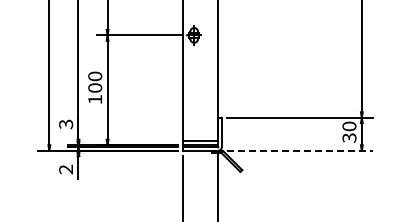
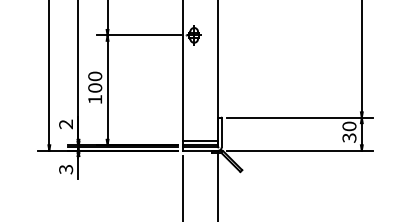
text: 3 -> 2 (66, 124)
line: dashed -> solid (300, 150)
text: 2 -> 3 (66, 169)
